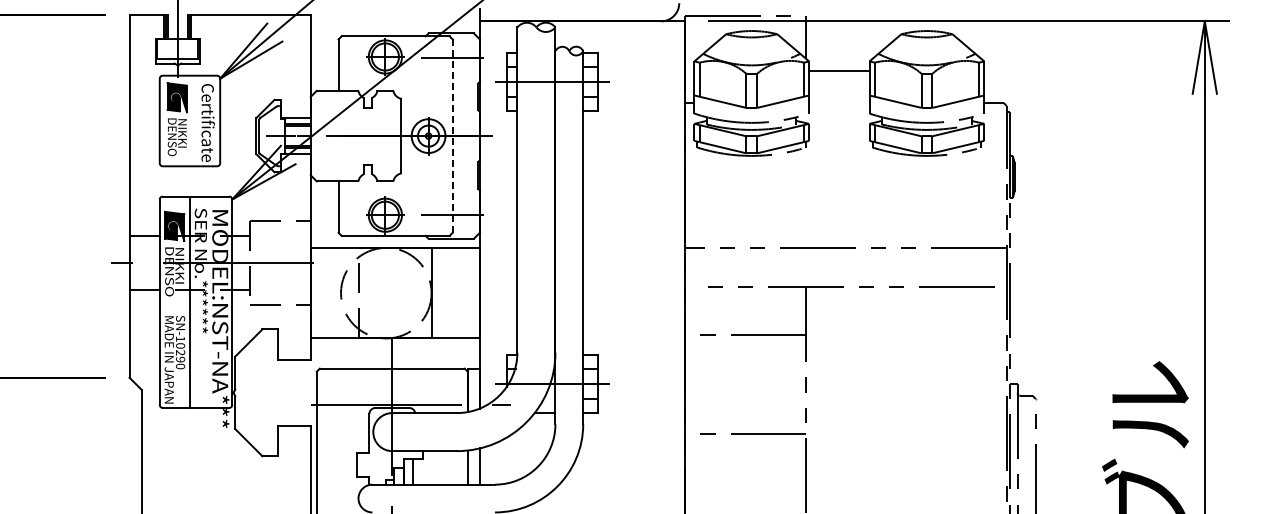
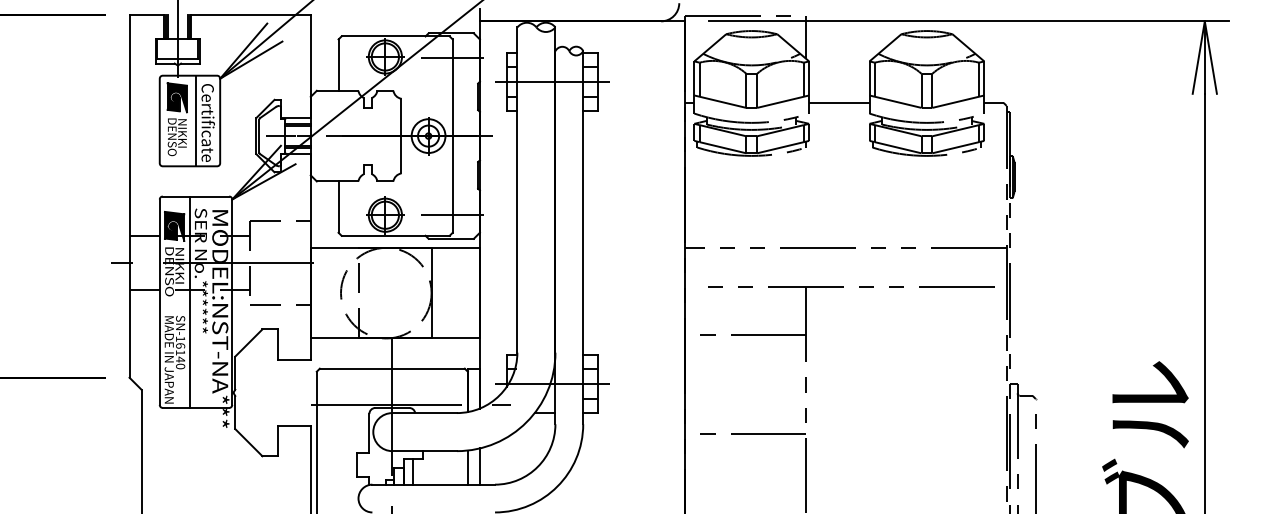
line position: (839, 70) -> (839, 102) (839, 102)
line: none -> present (196, 120)
line: dashed -> solid (452, 136)
text: SN-10290 -> SN-16140 (180, 352)
